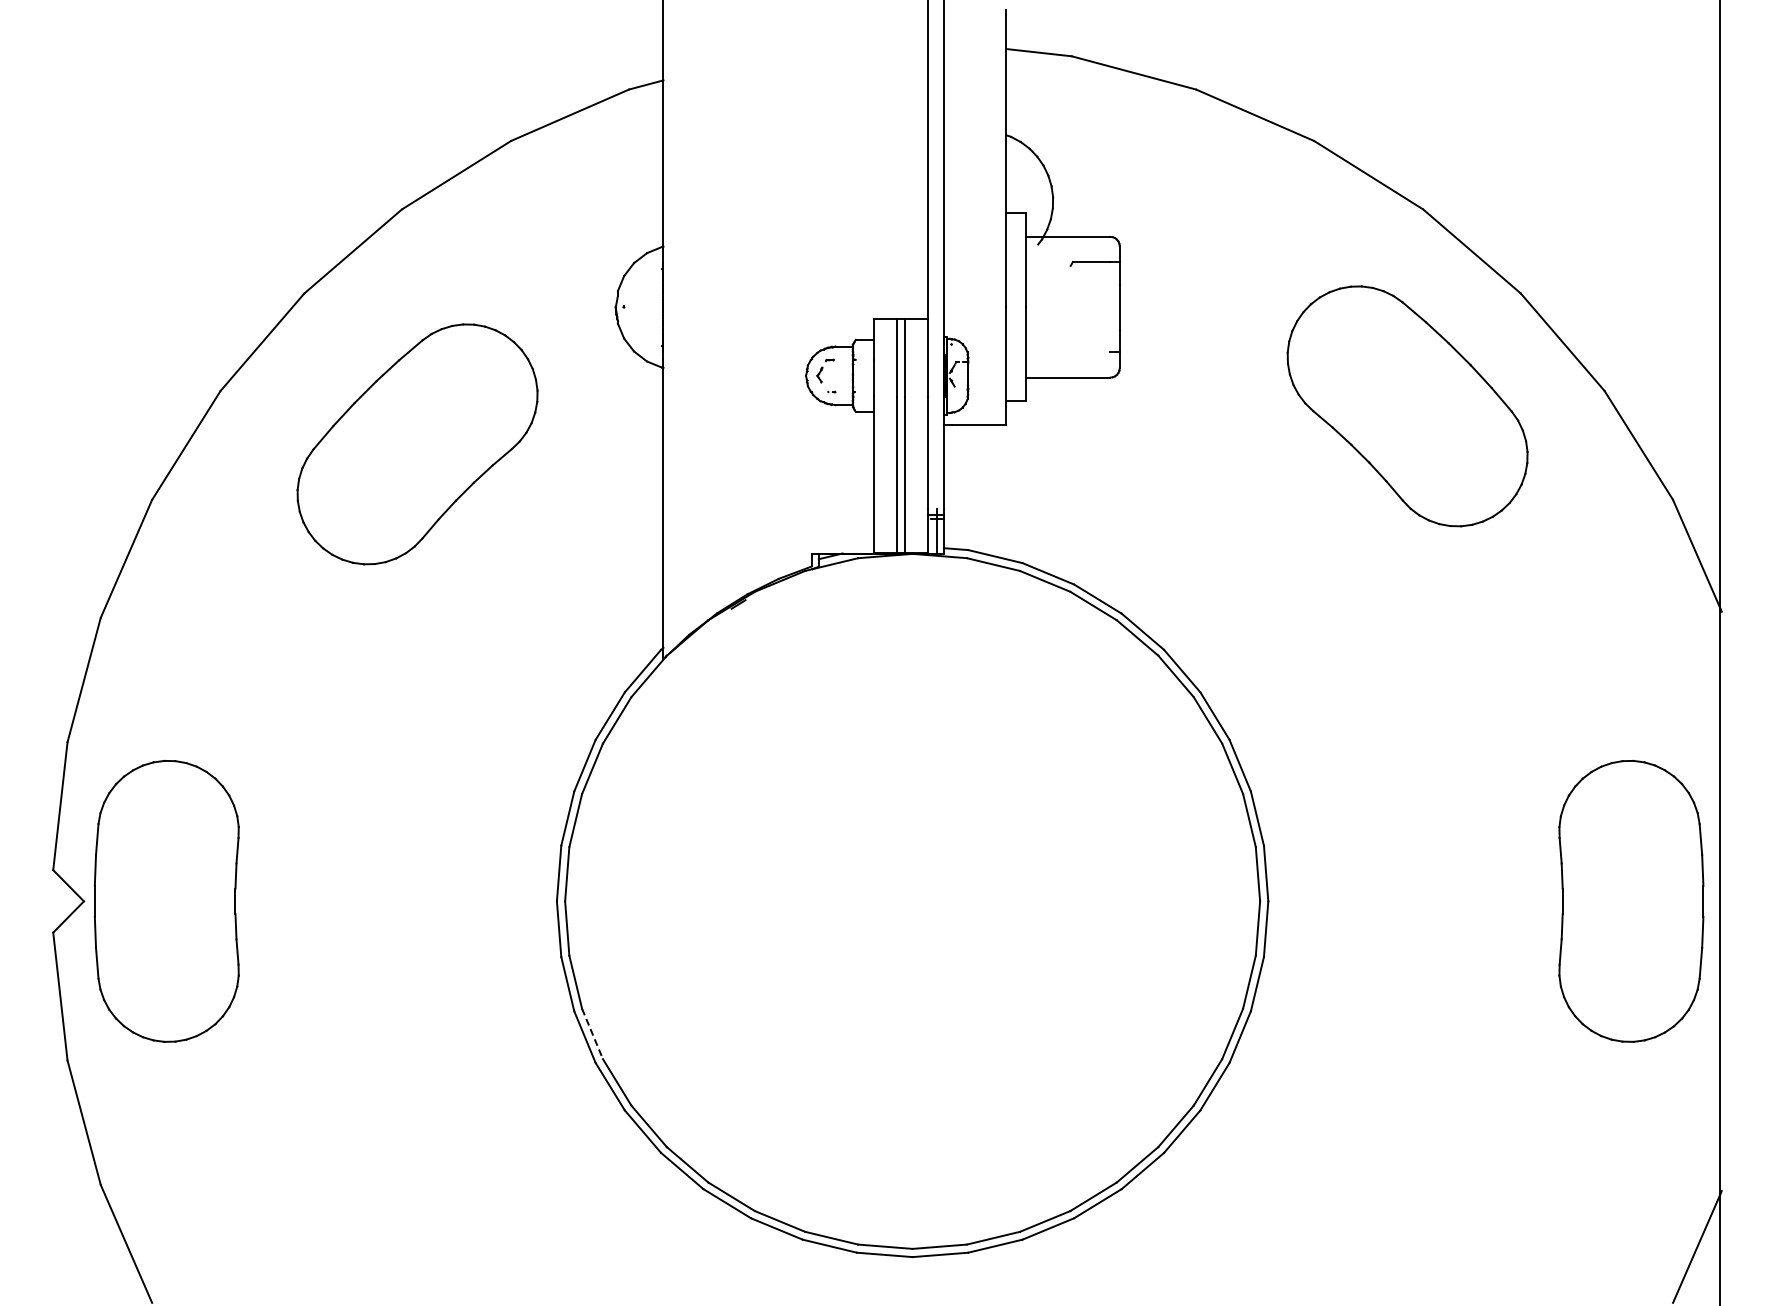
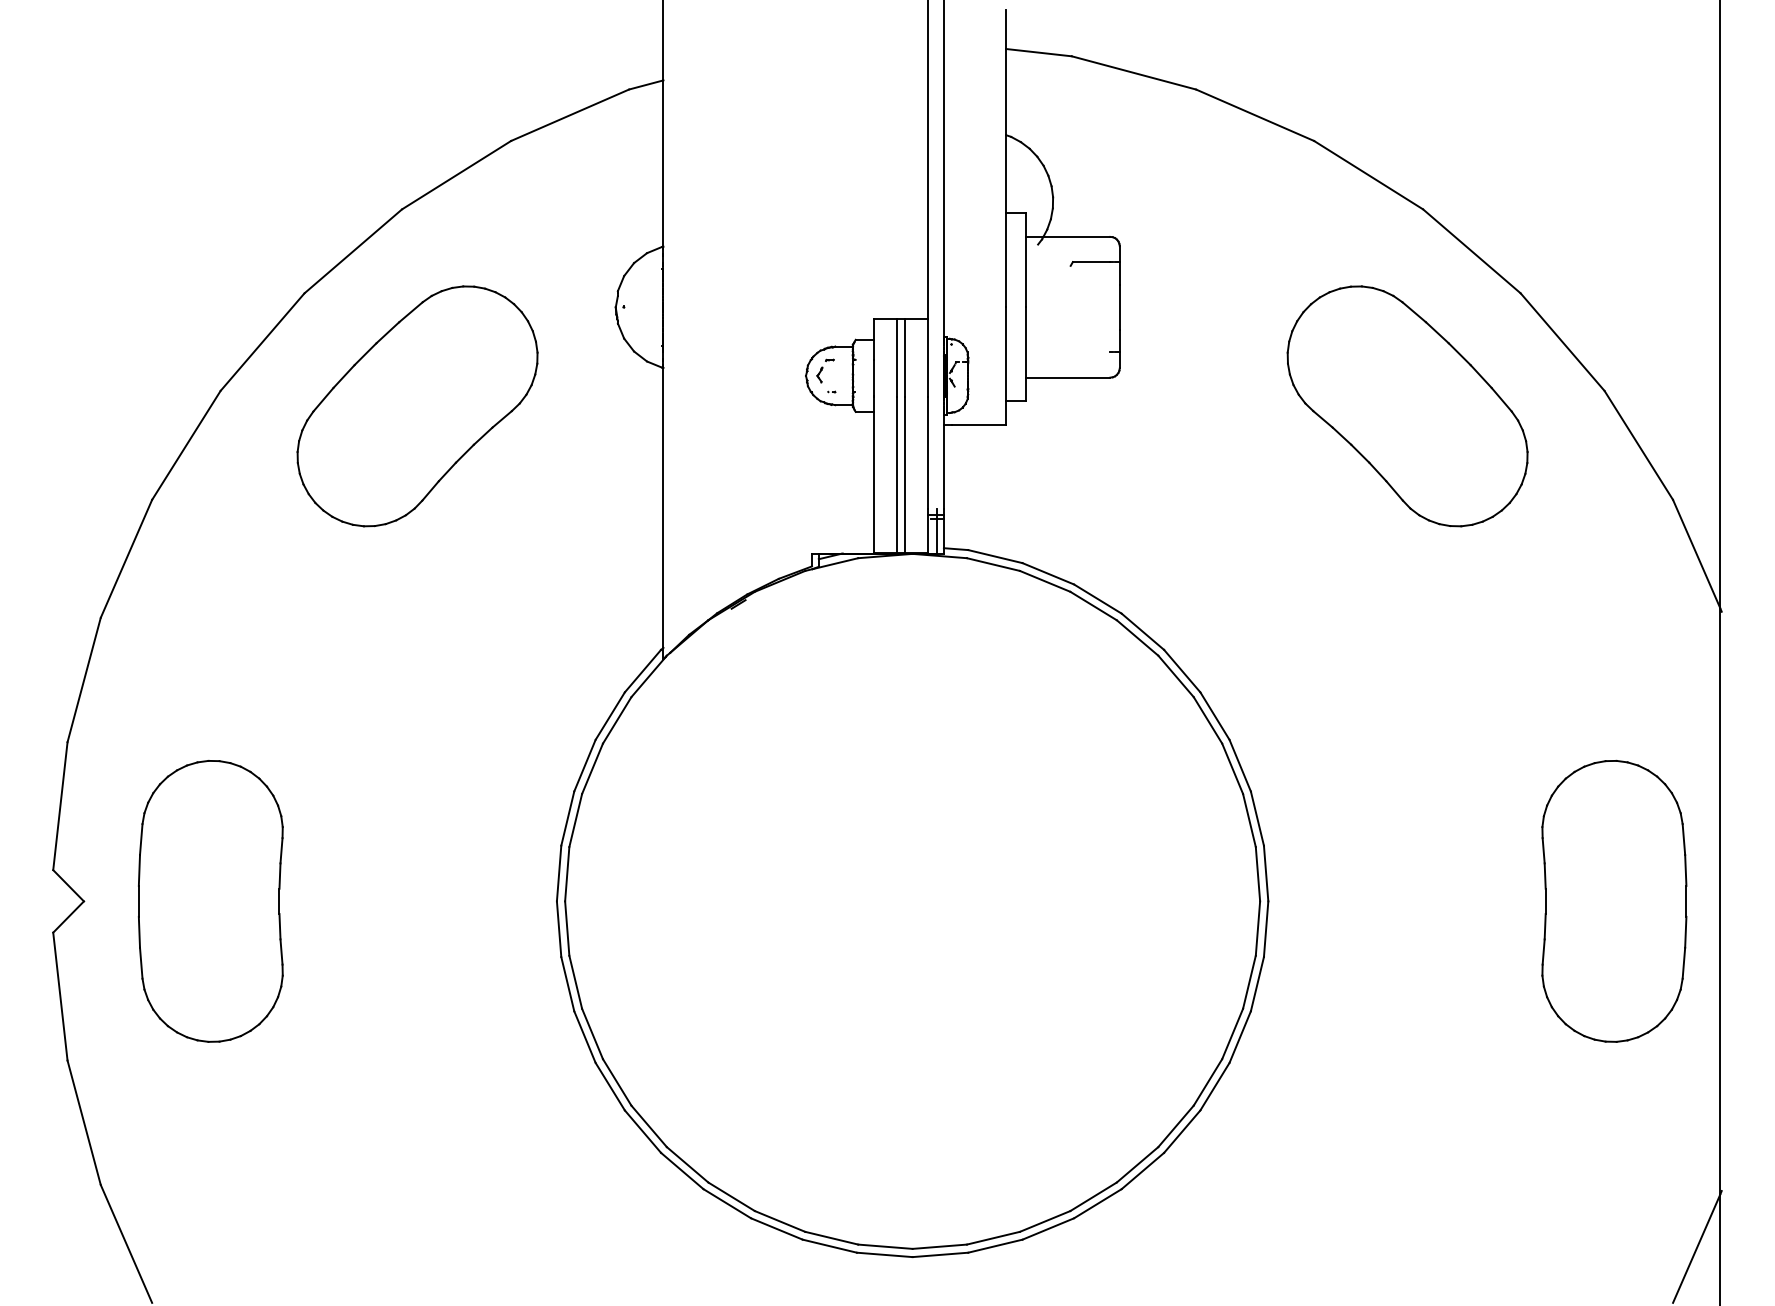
part position: (417, 444) -> (417, 406) (417, 406)
part position: (1631, 900) -> (1614, 900) (1614, 900)
part position: (166, 901) -> (210, 901) (210, 901)
line: dashed -> solid (592, 1034)
